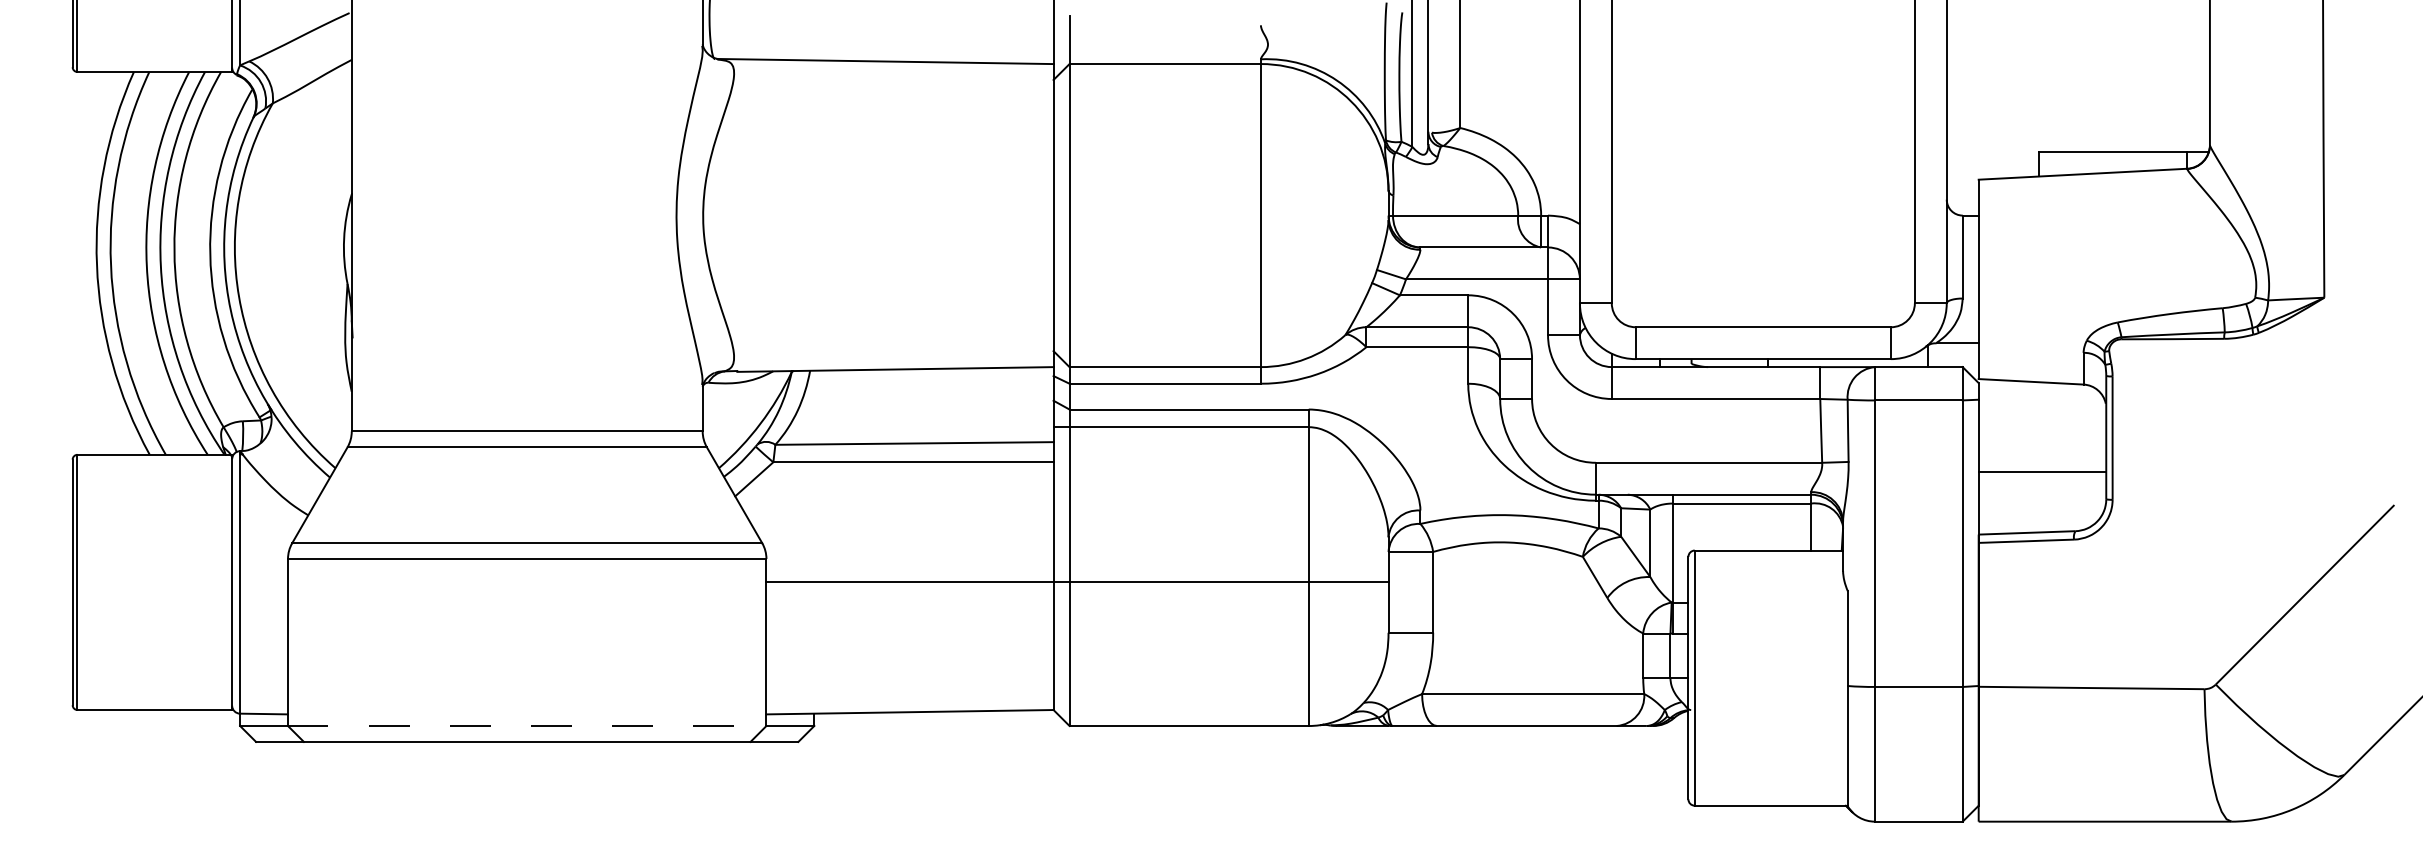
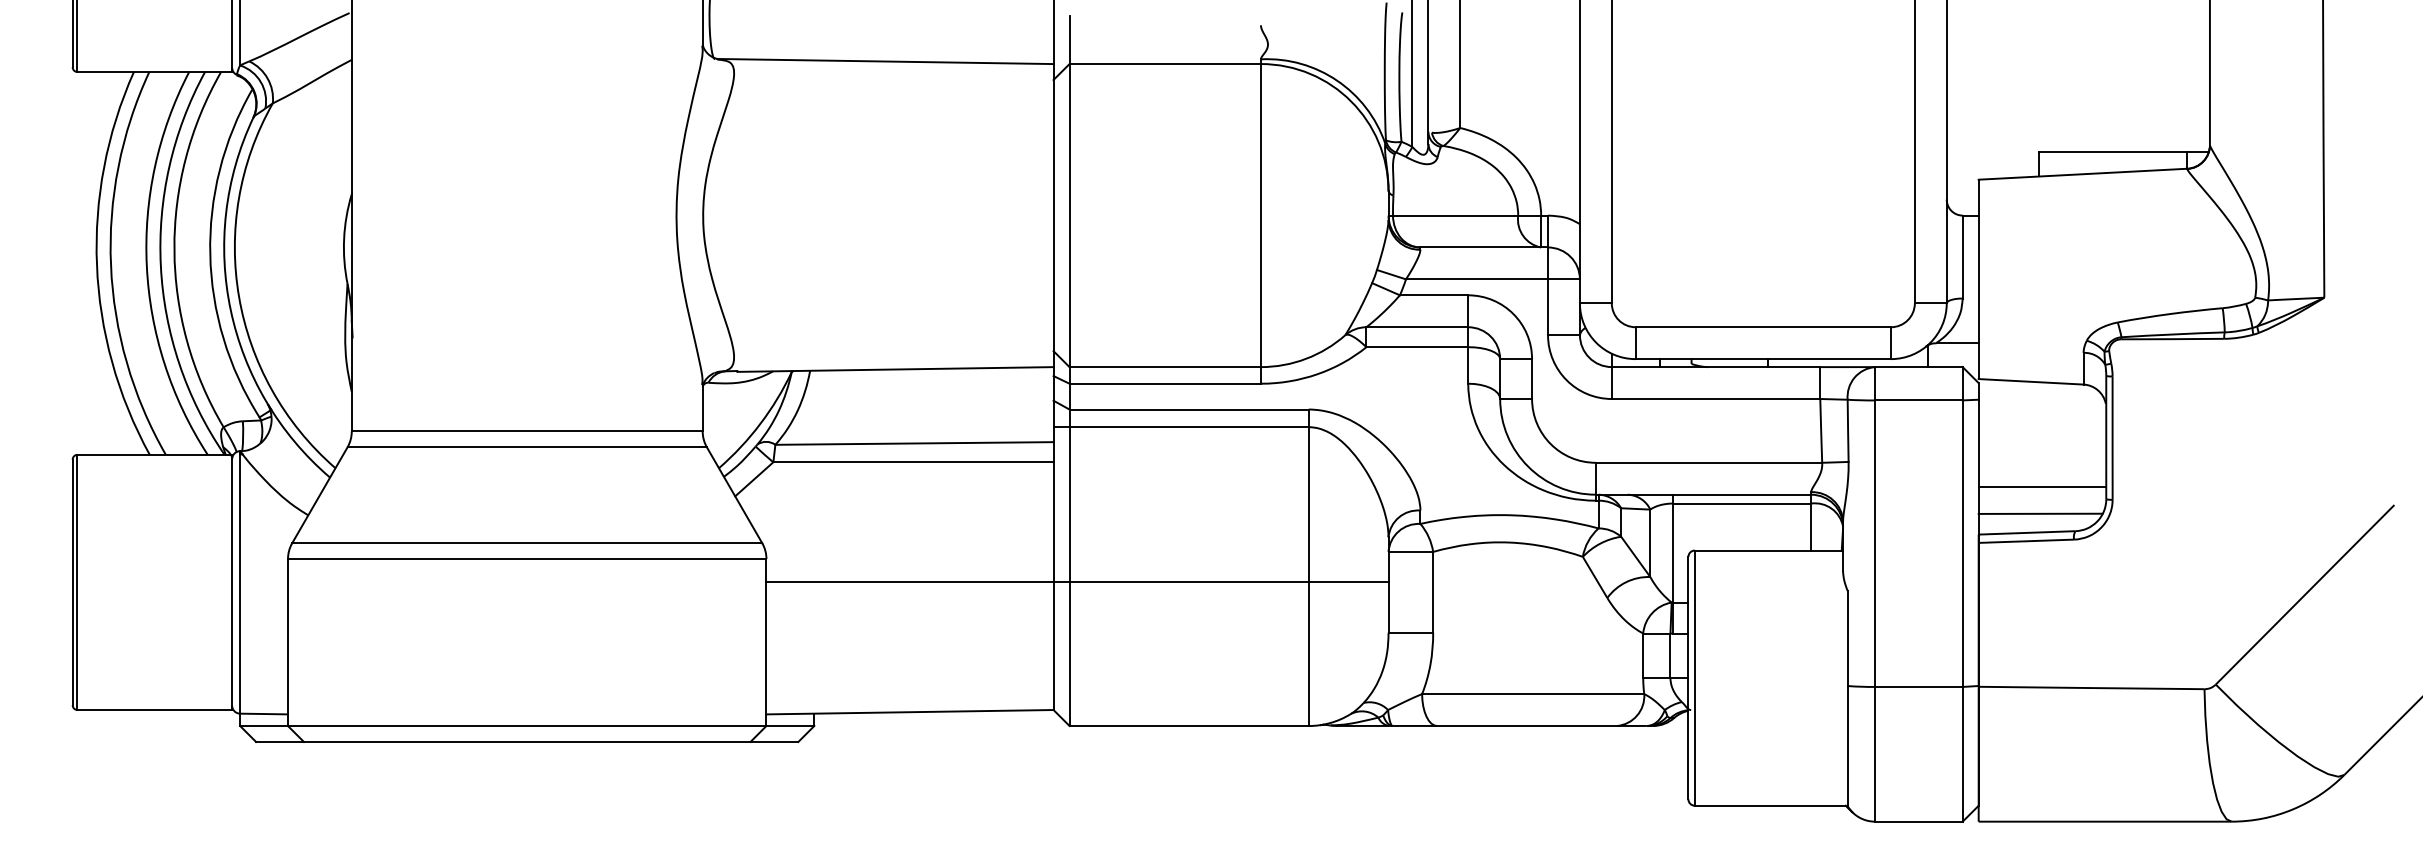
line position: (2042, 471) -> (2042, 486) (2042, 486)
line: none -> present (2040, 513)
line: dashed -> solid (527, 725)
